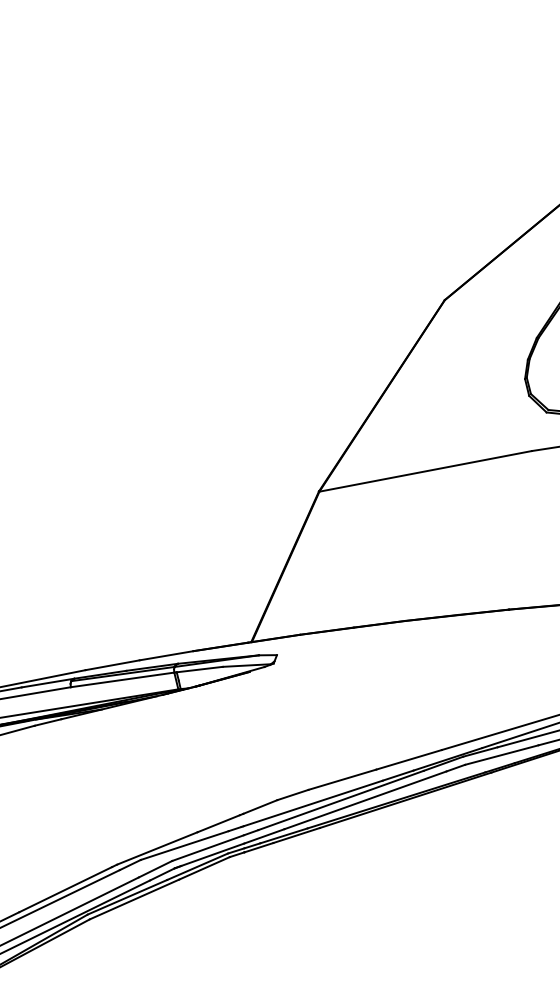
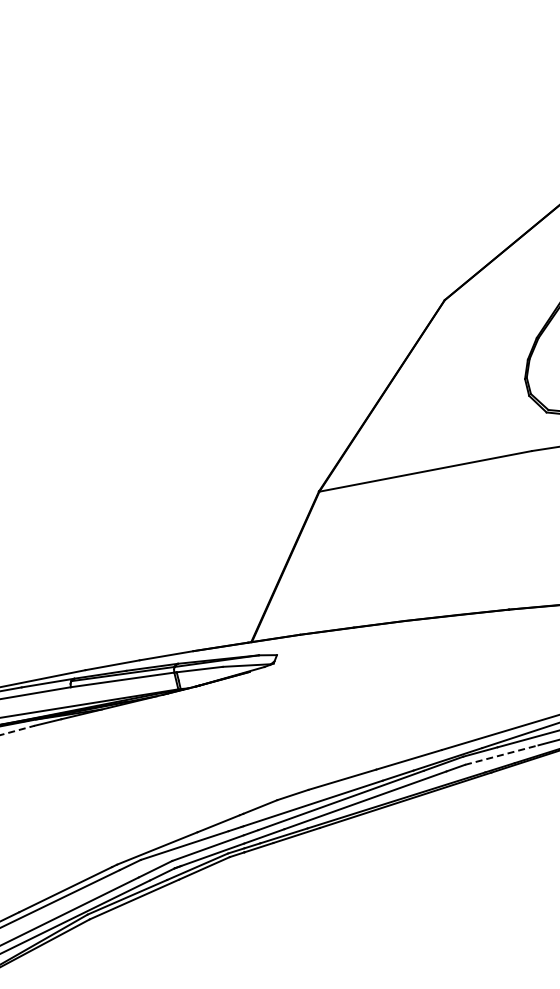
line: solid -> dashed (17, 730)
line: solid -> dashed (501, 755)
